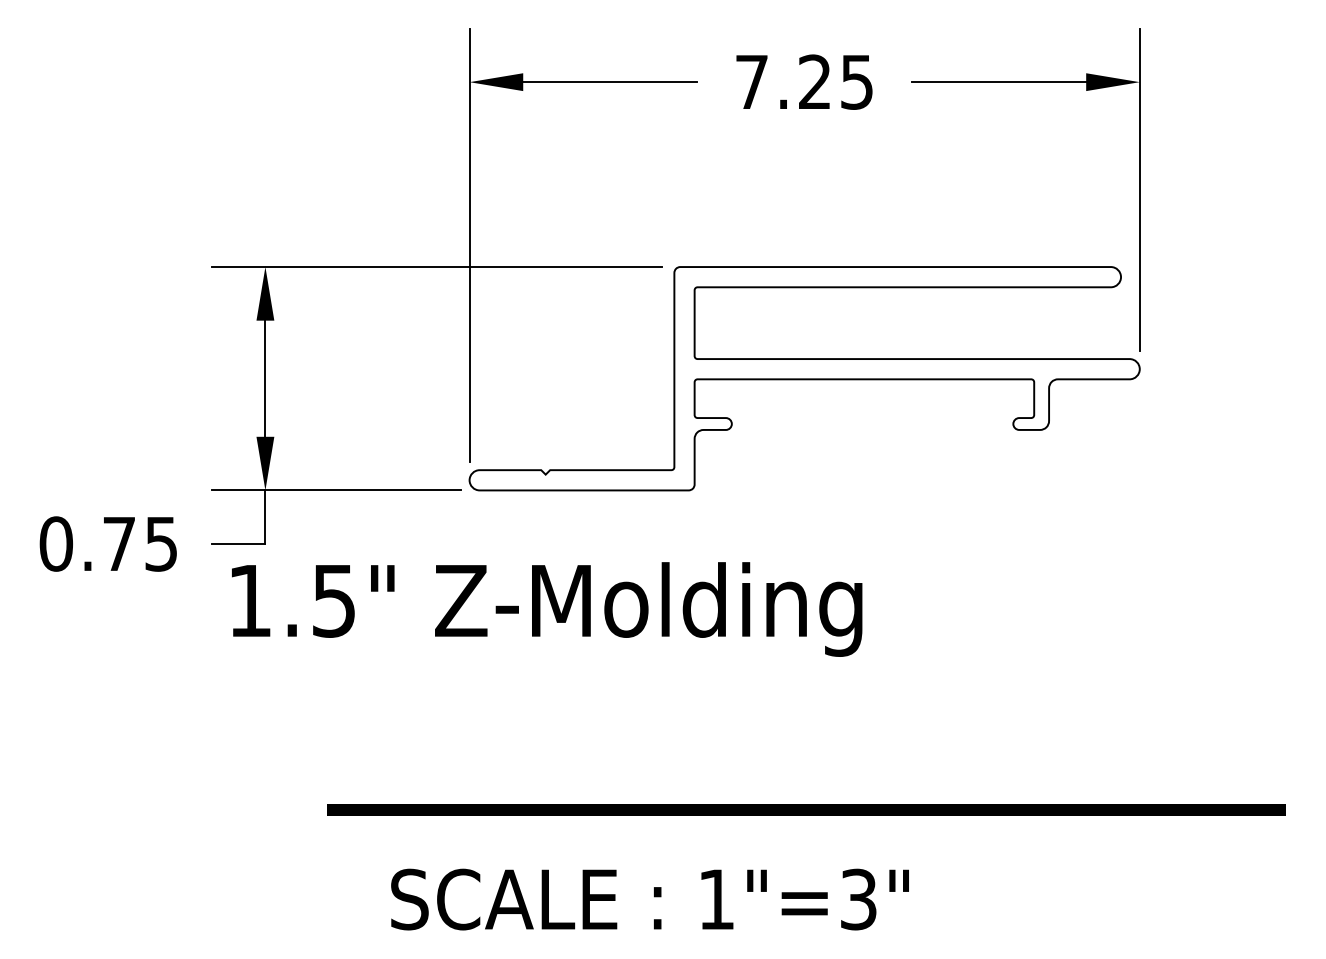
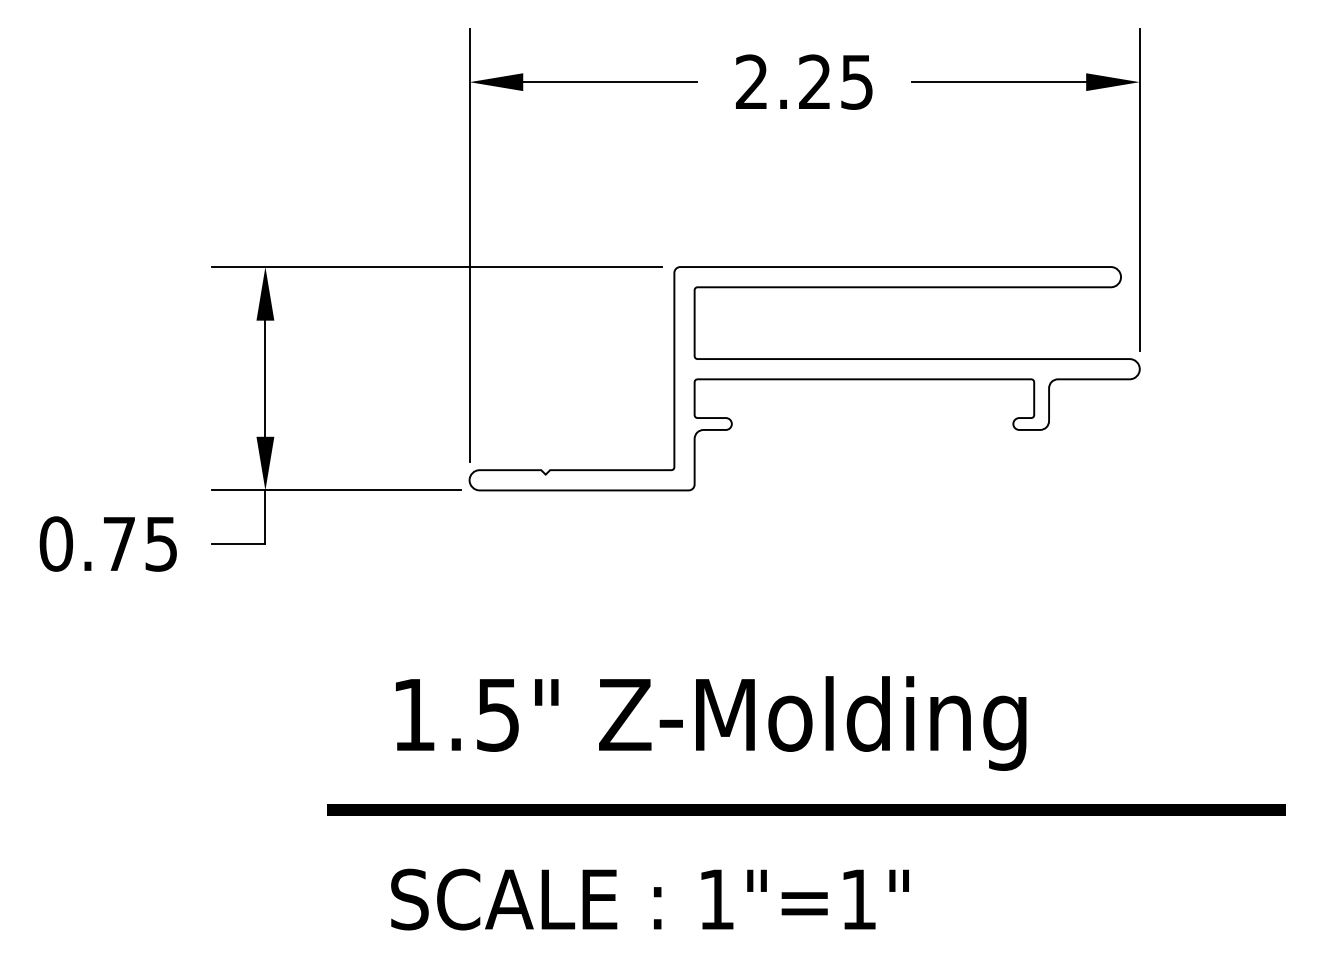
text: 7.25 -> 2.25 (751, 81)
text position: (547, 609) -> (711, 723) (711, 723)
text: 1"=3" -> 1"=1" (858, 899)
